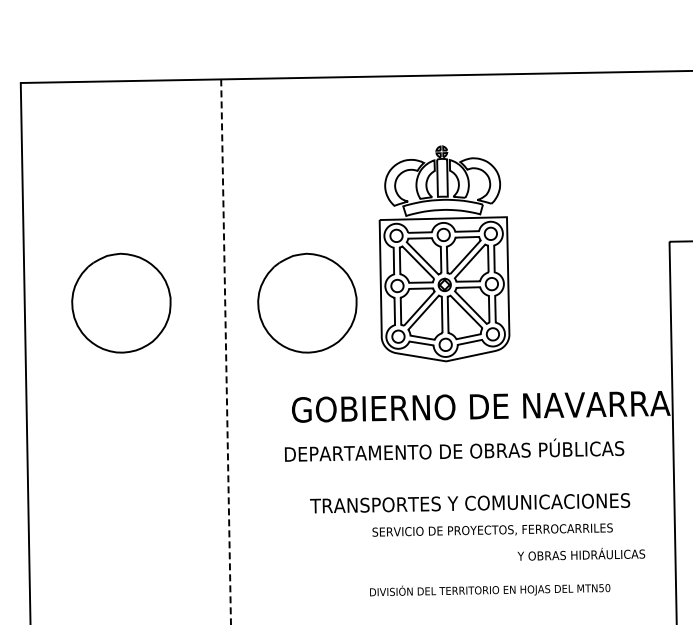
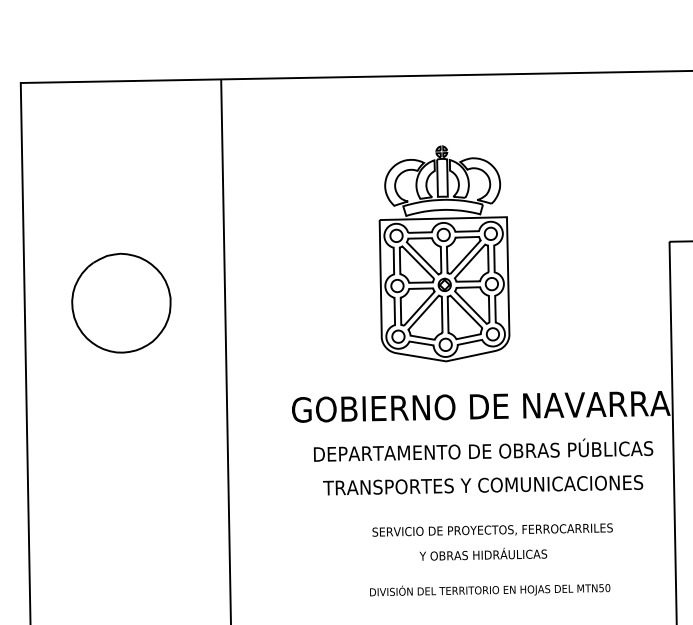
part: present -> none (307, 302)
line: dashed -> solid (226, 352)
text position: (454, 449) -> (483, 449) (483, 449)
text position: (470, 503) -> (483, 485) (483, 485)
text position: (581, 553) -> (483, 553) (483, 553)
